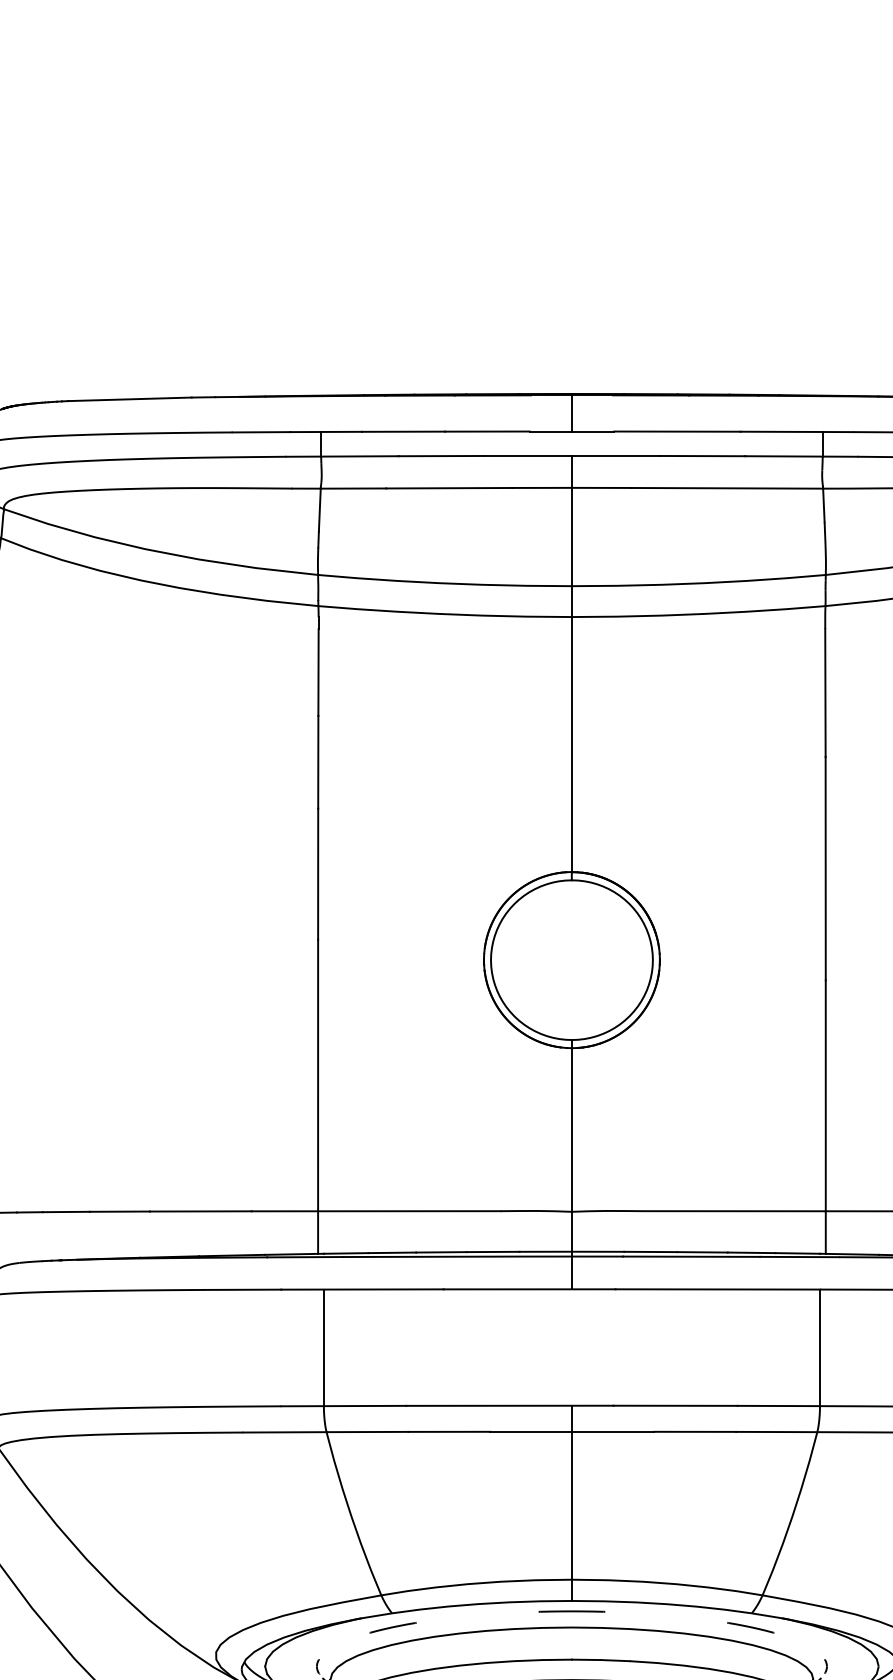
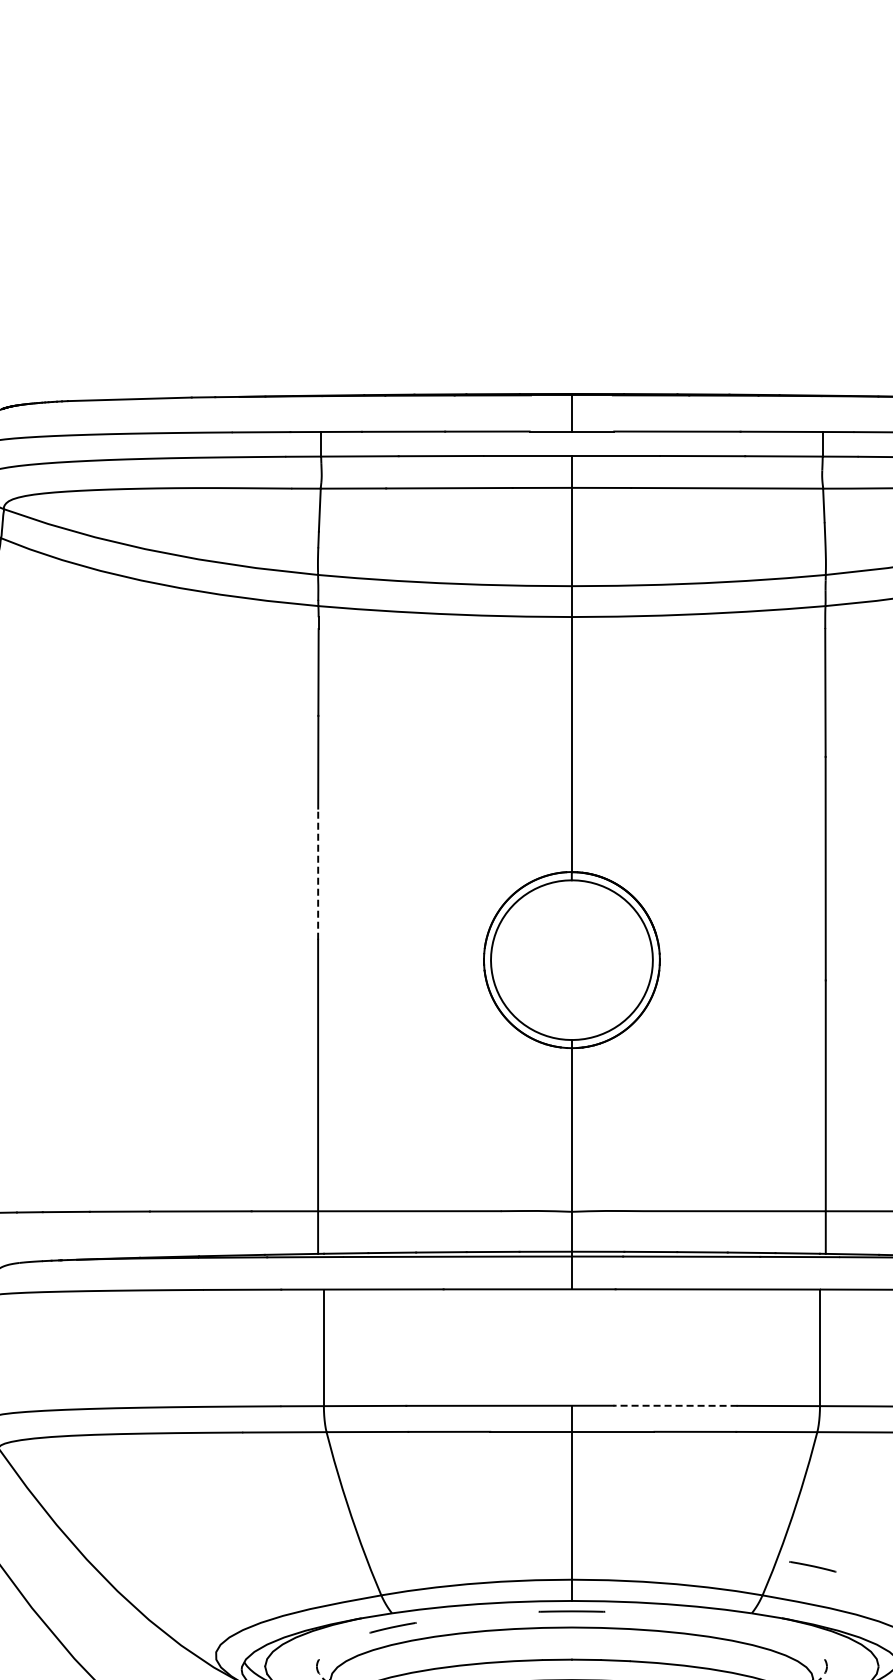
line: solid -> dashed (318, 874)
line: solid -> dashed (675, 1405)
line position: (750, 1627) -> (812, 1566) (812, 1566)
